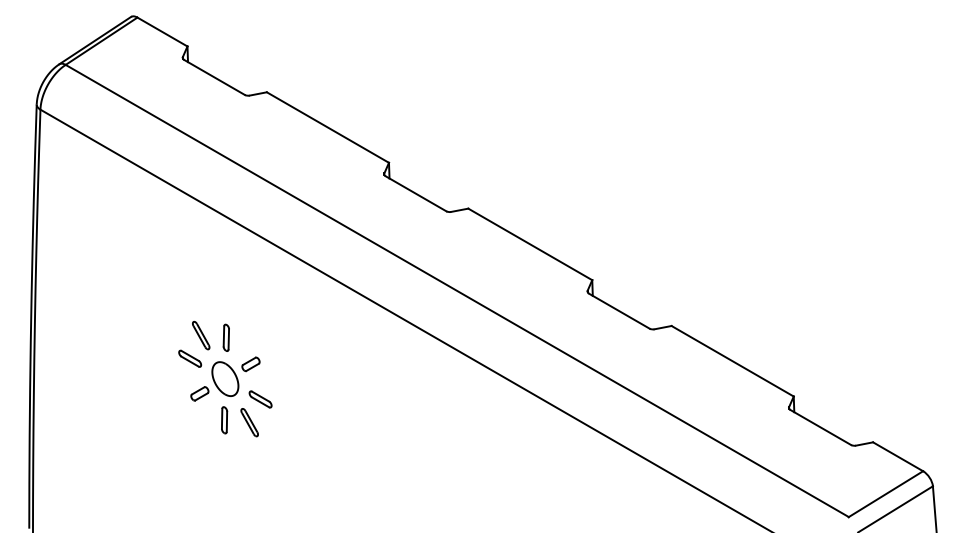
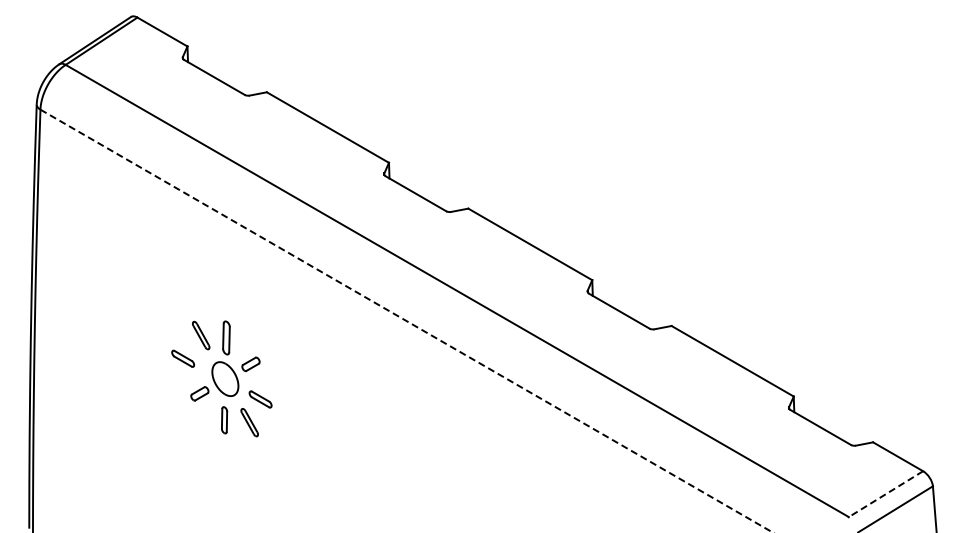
line: solid -> dashed (406, 321)
part size: 8x29 px -> 9x36 px (226, 337)
part position: (190, 358) -> (183, 358) (183, 358)
line: solid -> dashed (885, 494)
